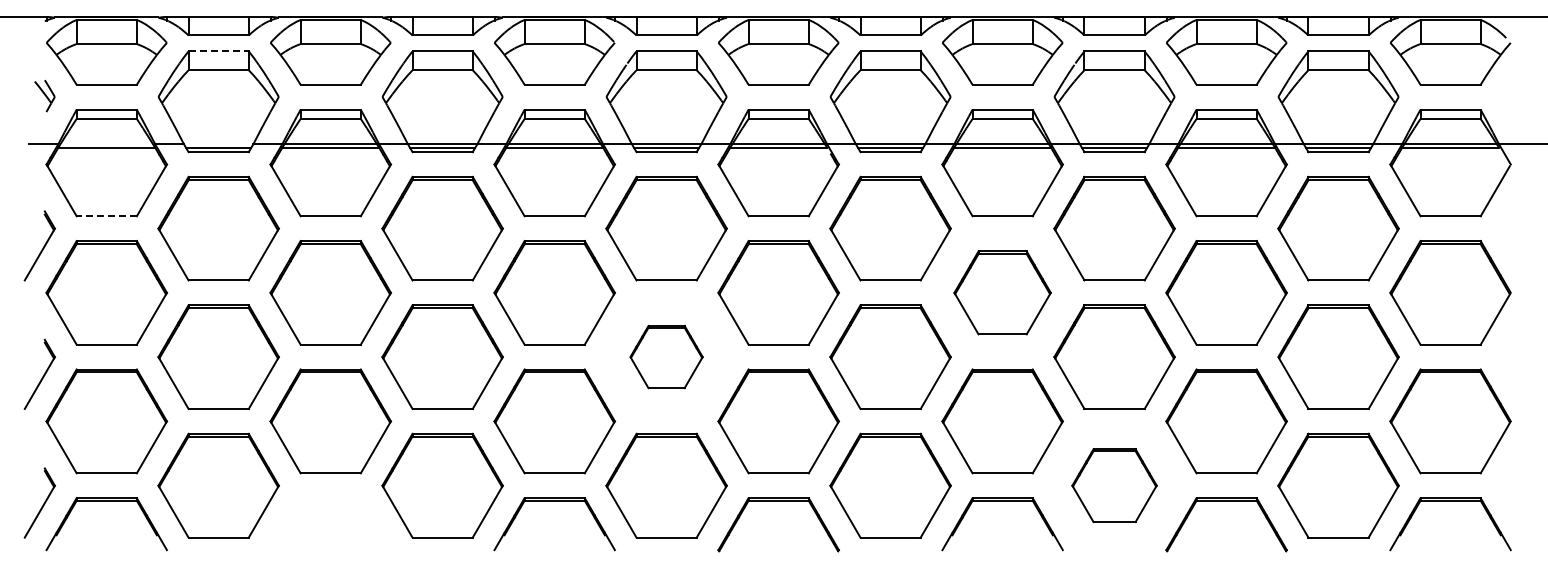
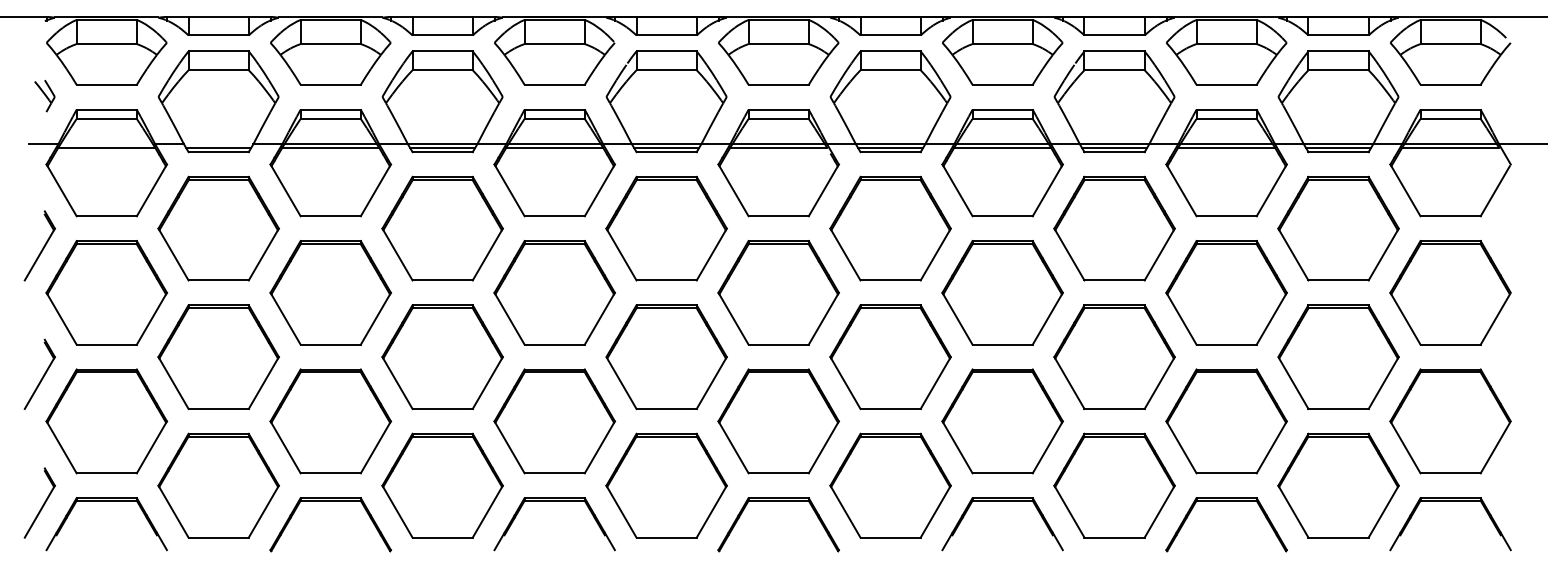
line: dashed -> solid (219, 51)
line: dashed -> solid (106, 216)
part size: 99x86 px -> 123x106 px (1002, 292)
part size: 75x66 px -> 123x106 px (666, 356)
part size: 87x76 px -> 123x107 px (1114, 485)
part: none -> present (330, 501)
